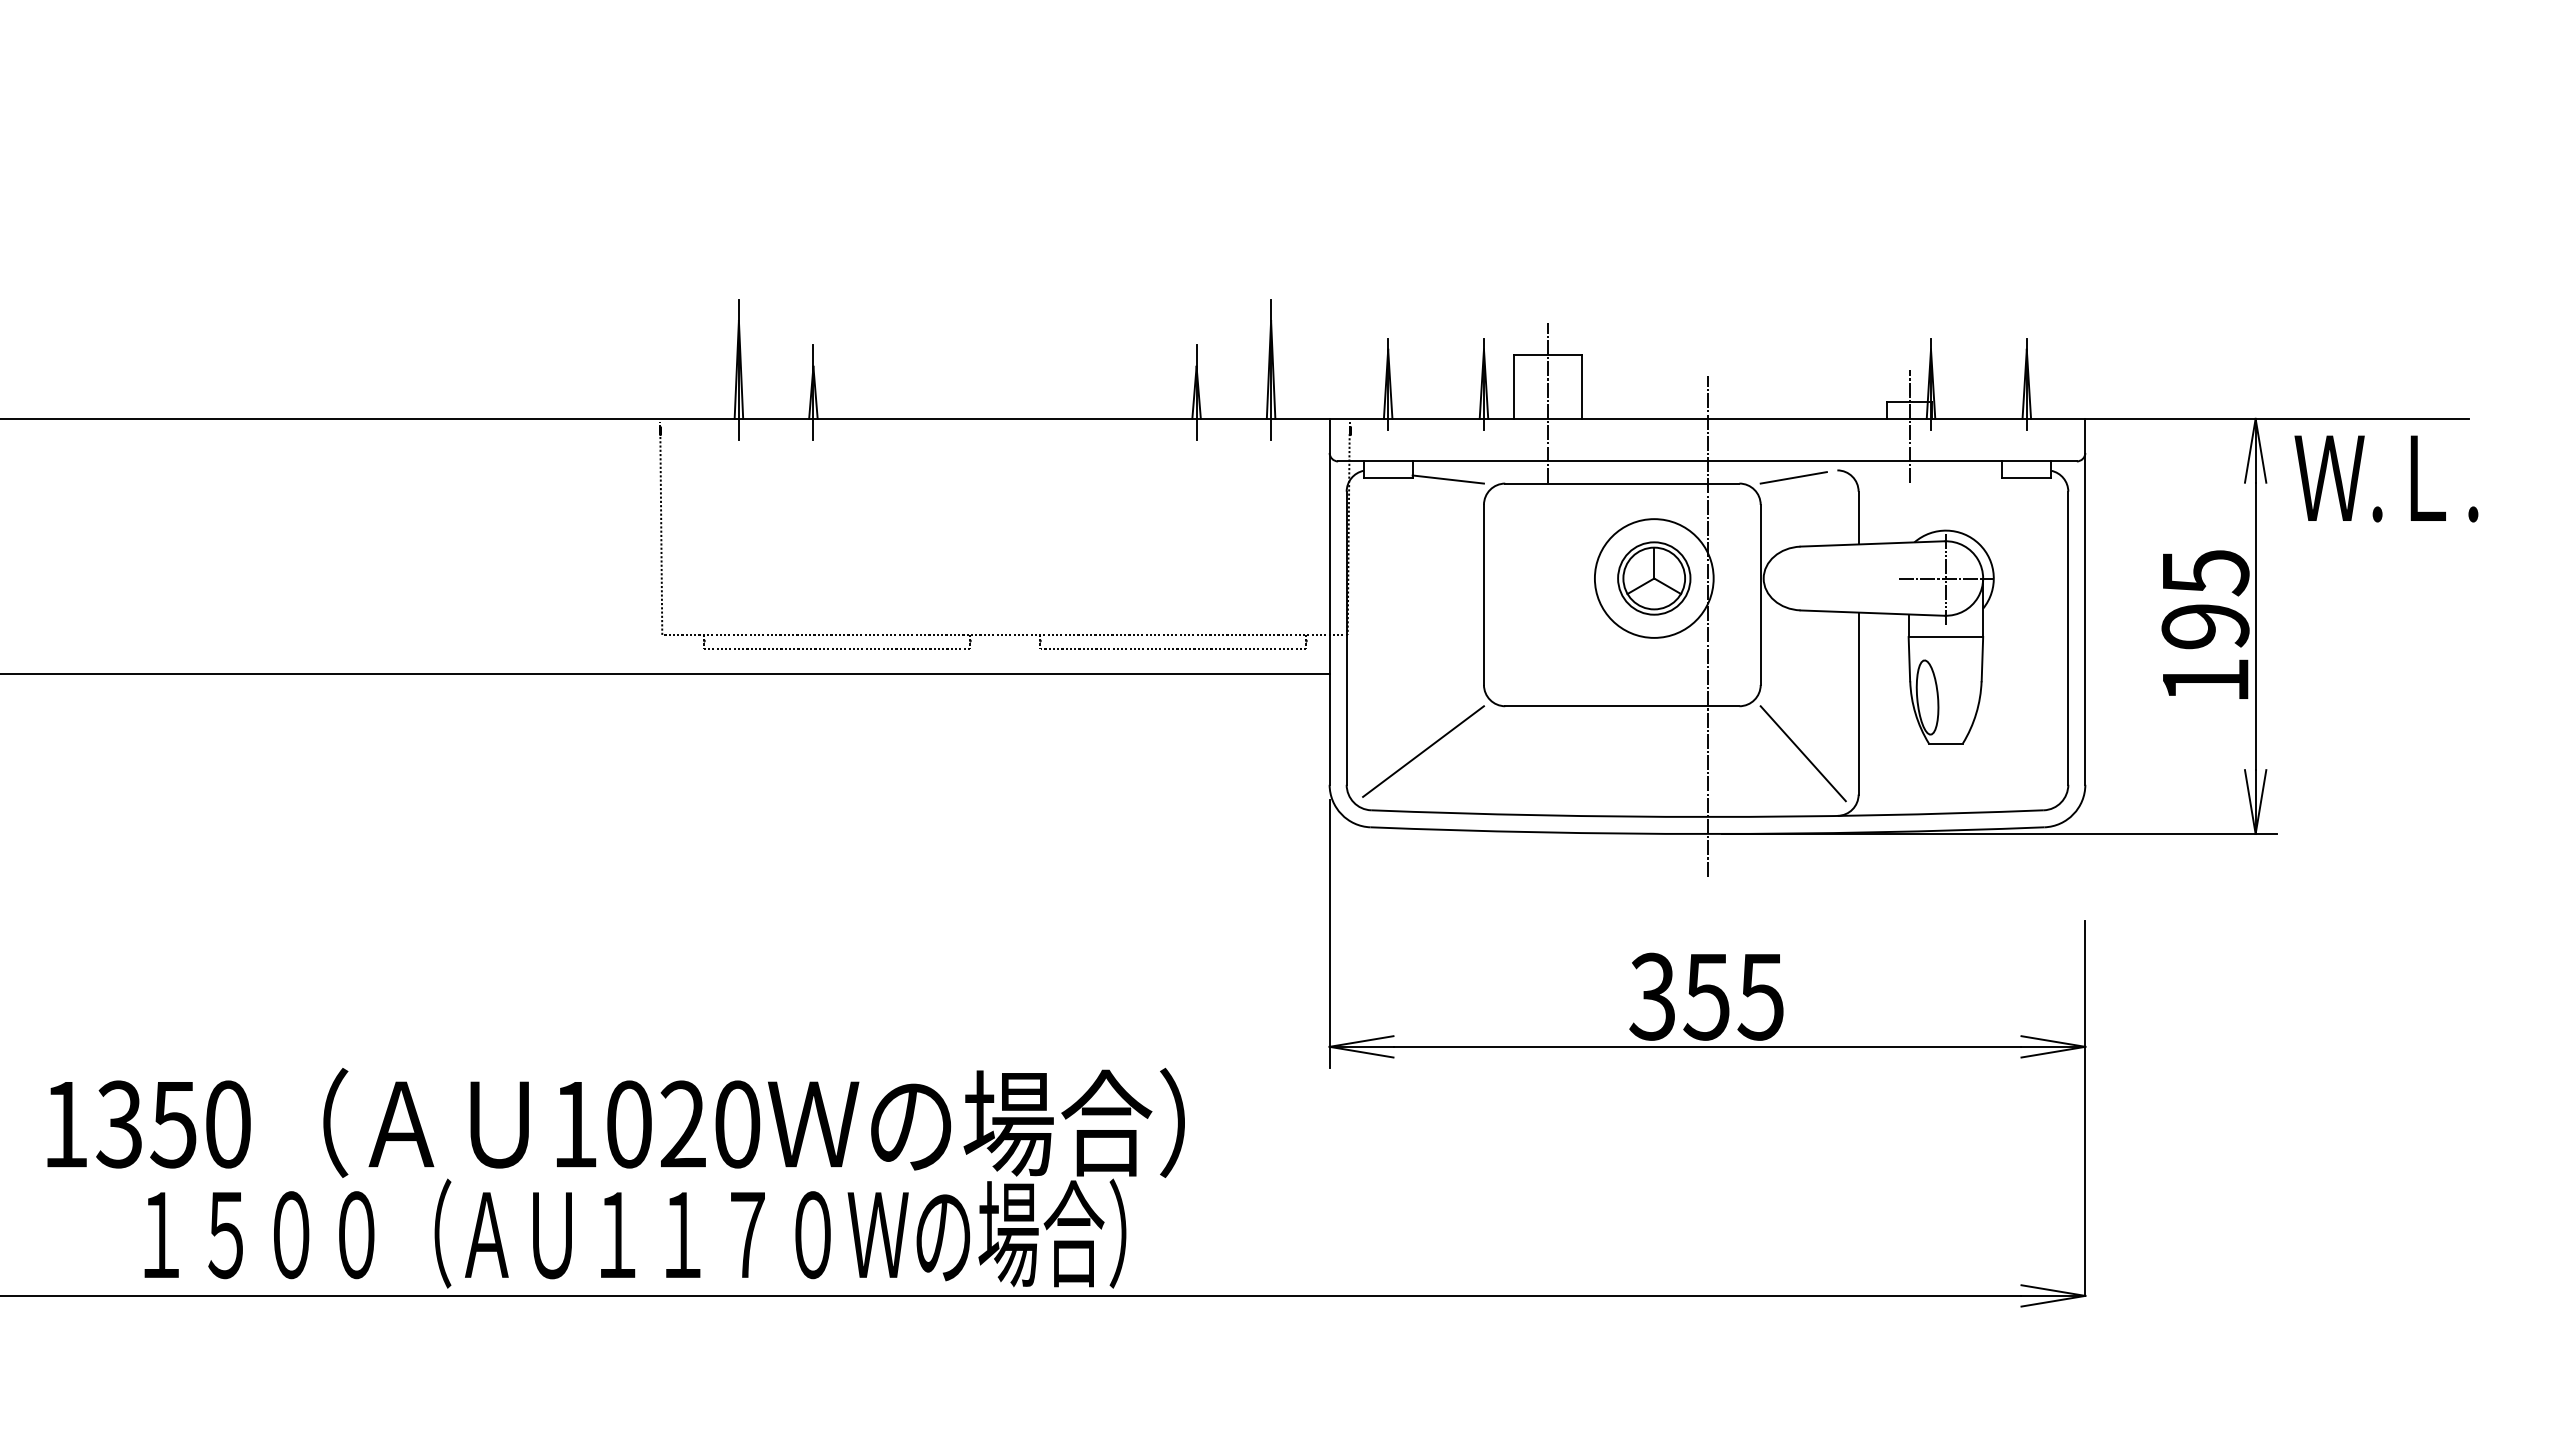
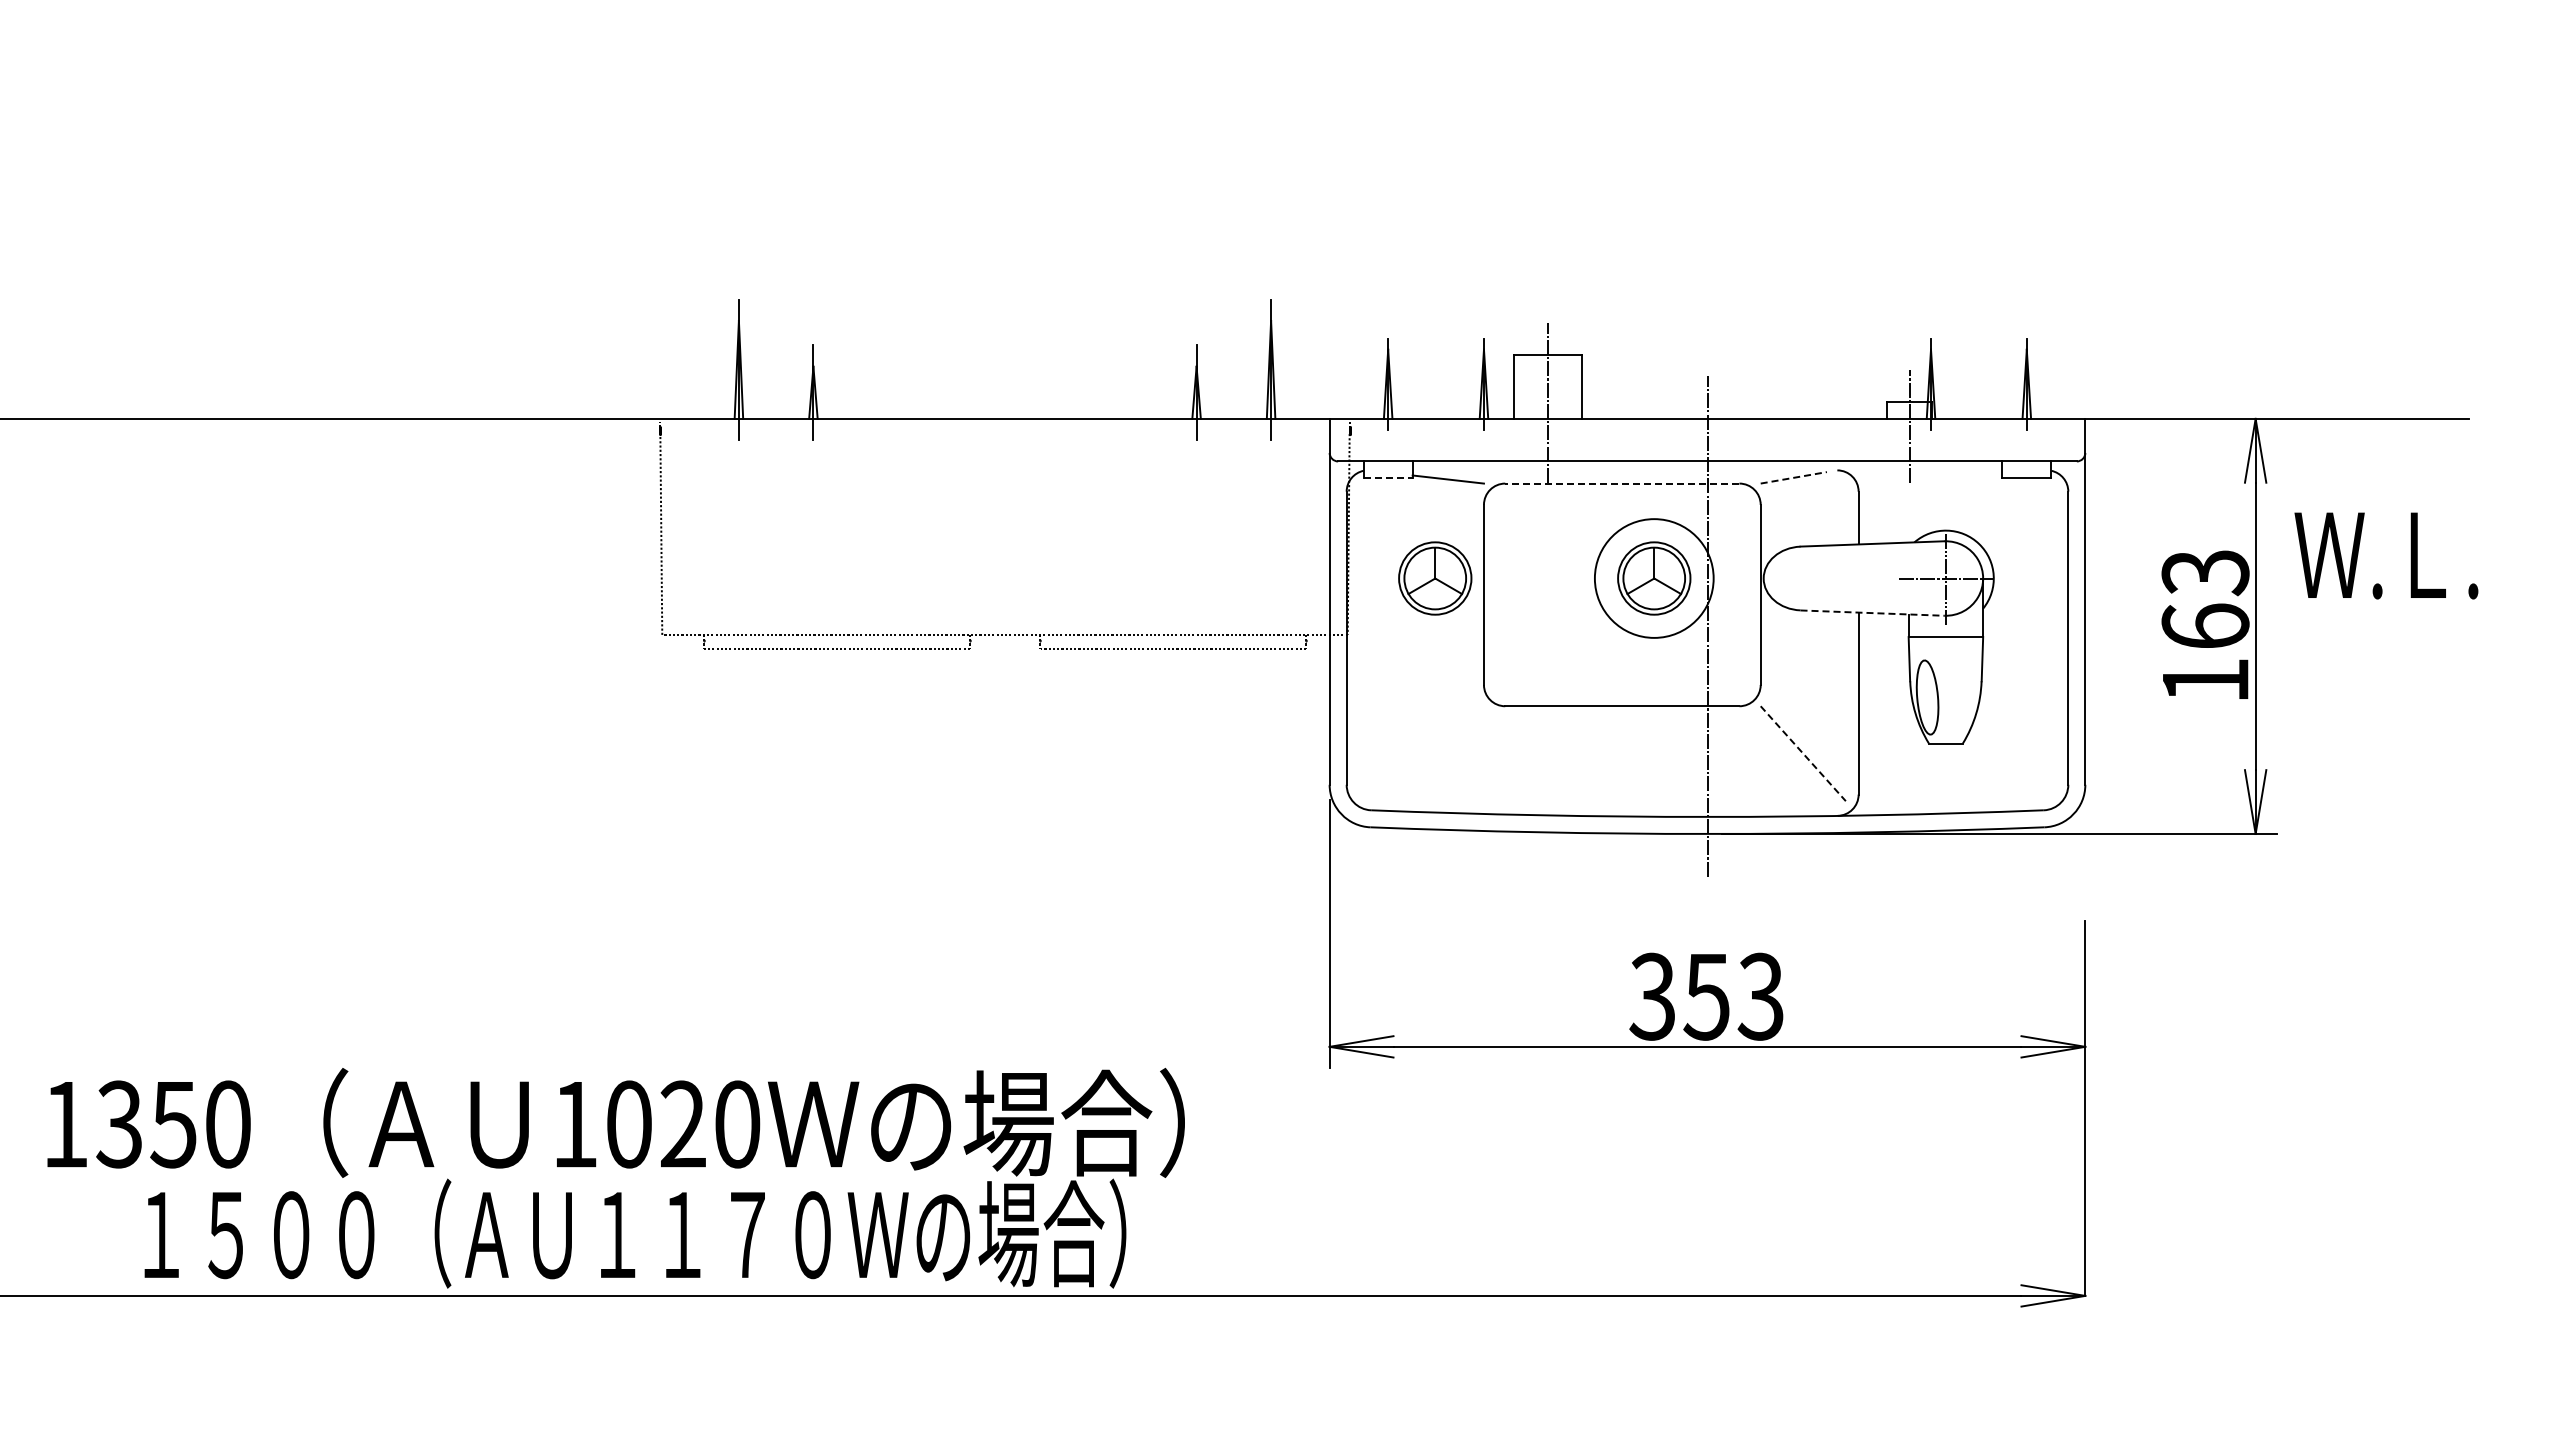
line: solid -> dashed (1793, 477)
line: solid -> dashed (1388, 478)
text position: (2386, 478) -> (2386, 555) (2386, 555)
line: solid -> dashed (1621, 483)
part: none -> present (1435, 578)
text: 195 -> 163 (2205, 599)
line: solid -> dashed (1873, 613)
line: present -> none (665, 674)
line: present -> none (1423, 751)
line: solid -> dashed (1803, 753)
text: 355 -> 353 (1760, 996)
